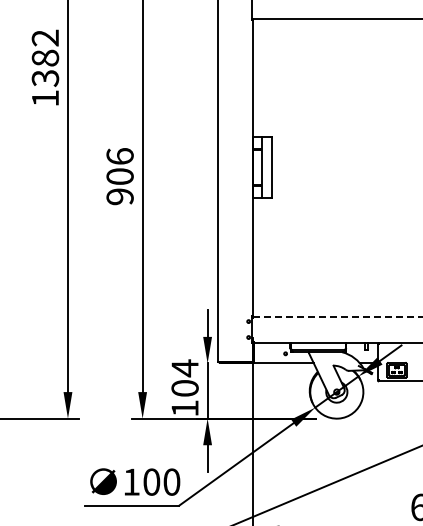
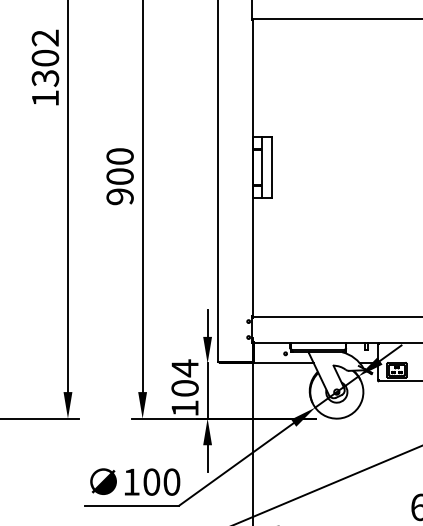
text: 1382 -> 1302 (45, 57)
text: 906 -> 900 (119, 156)
line: dashed -> solid (337, 316)
